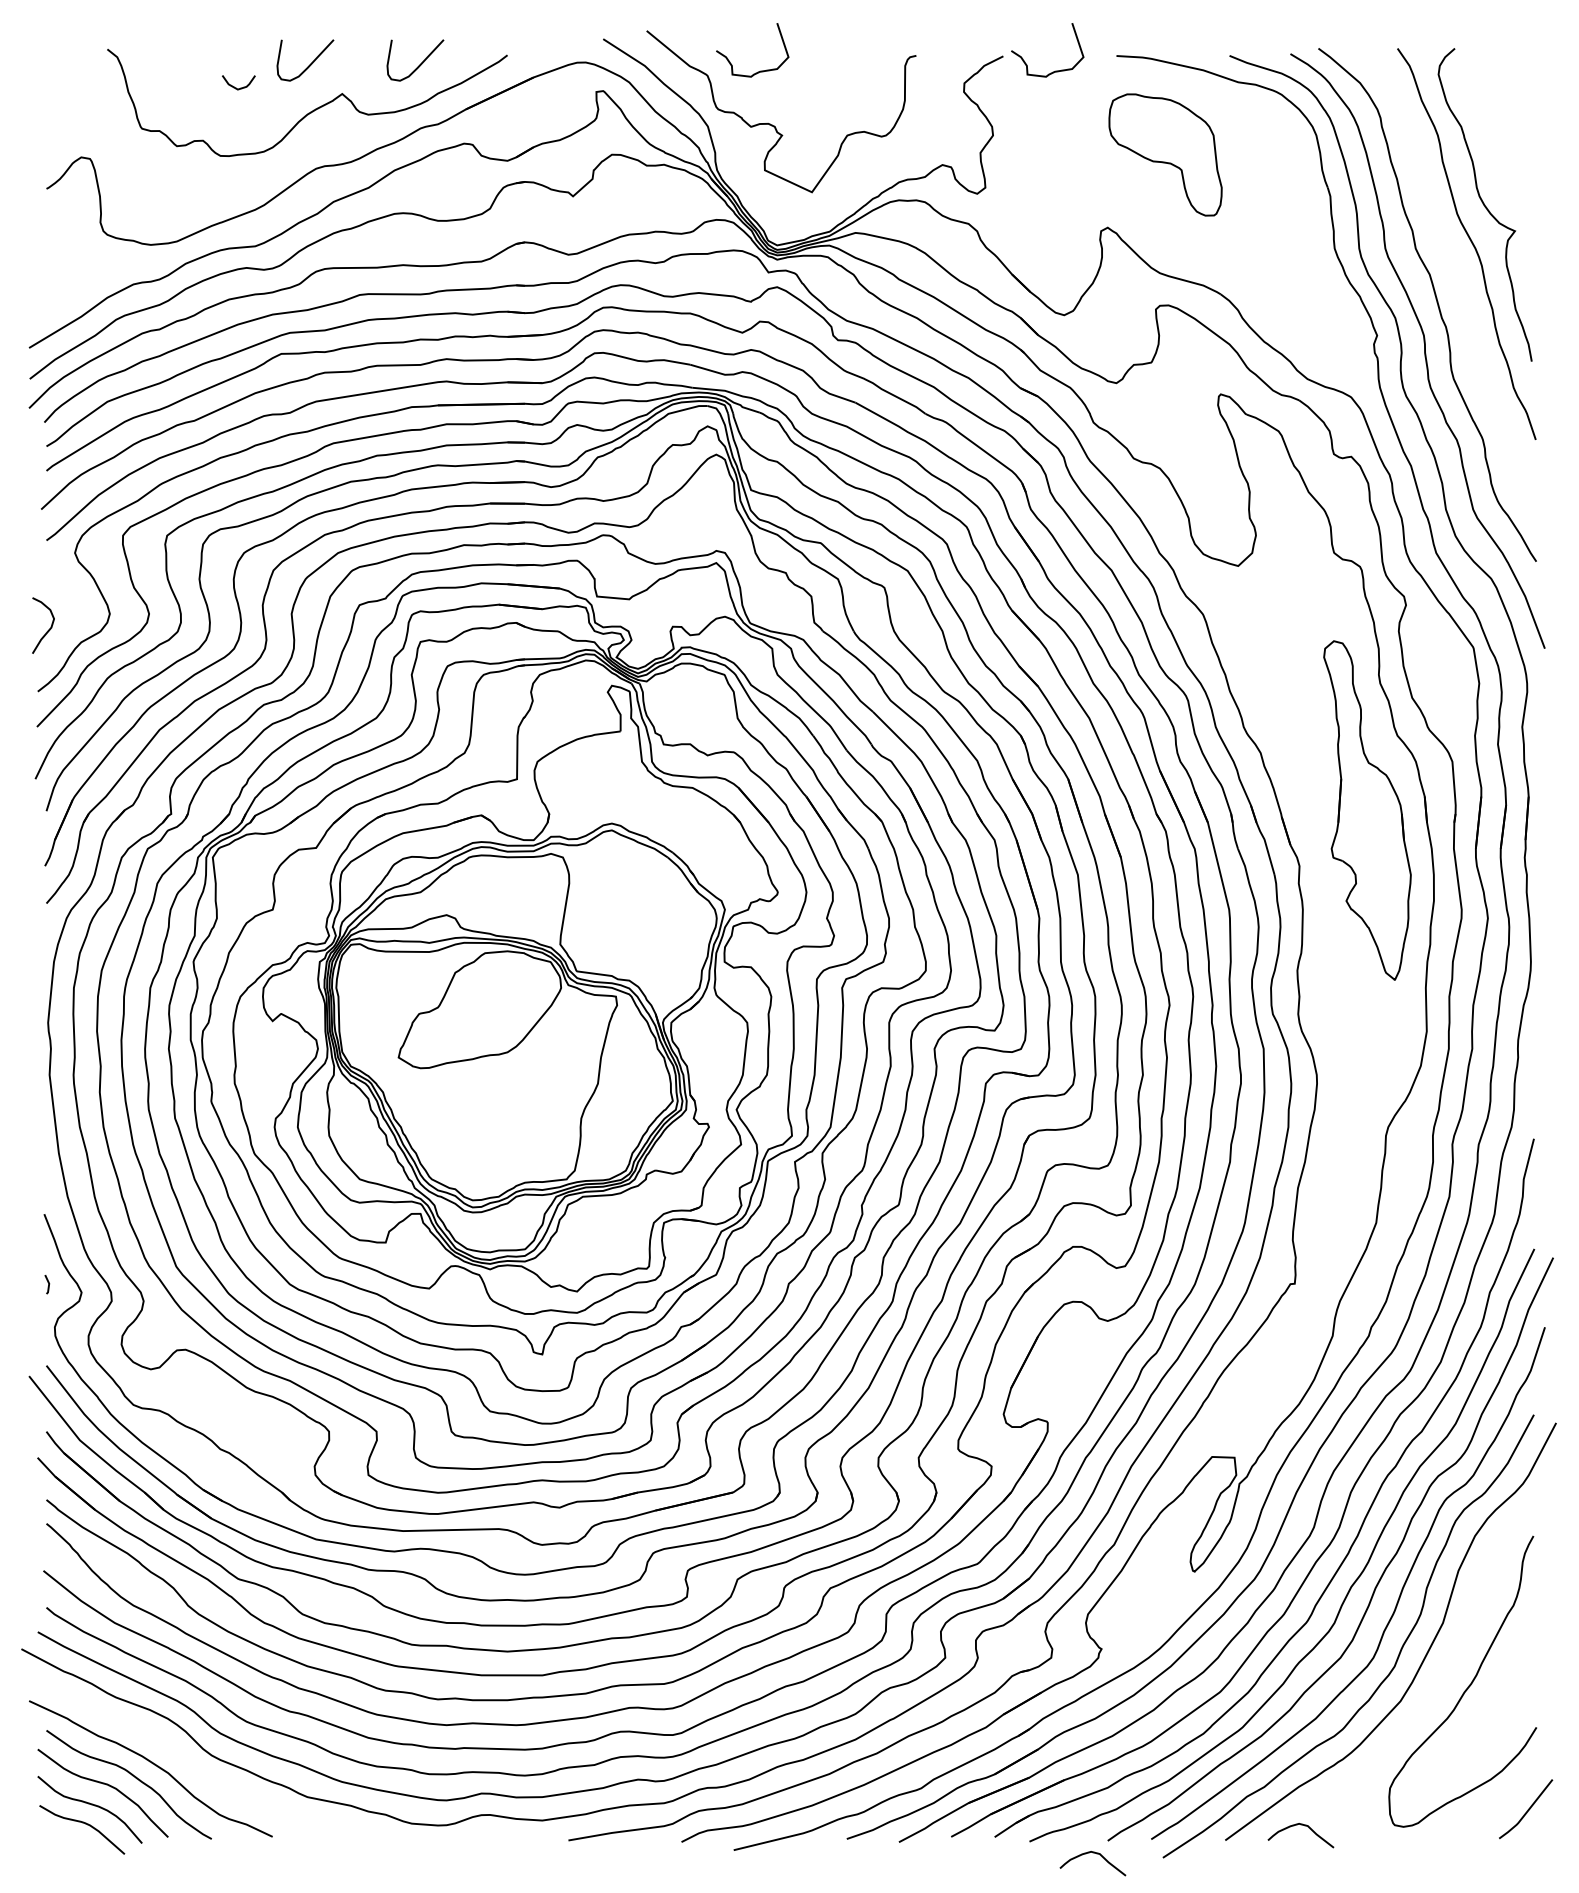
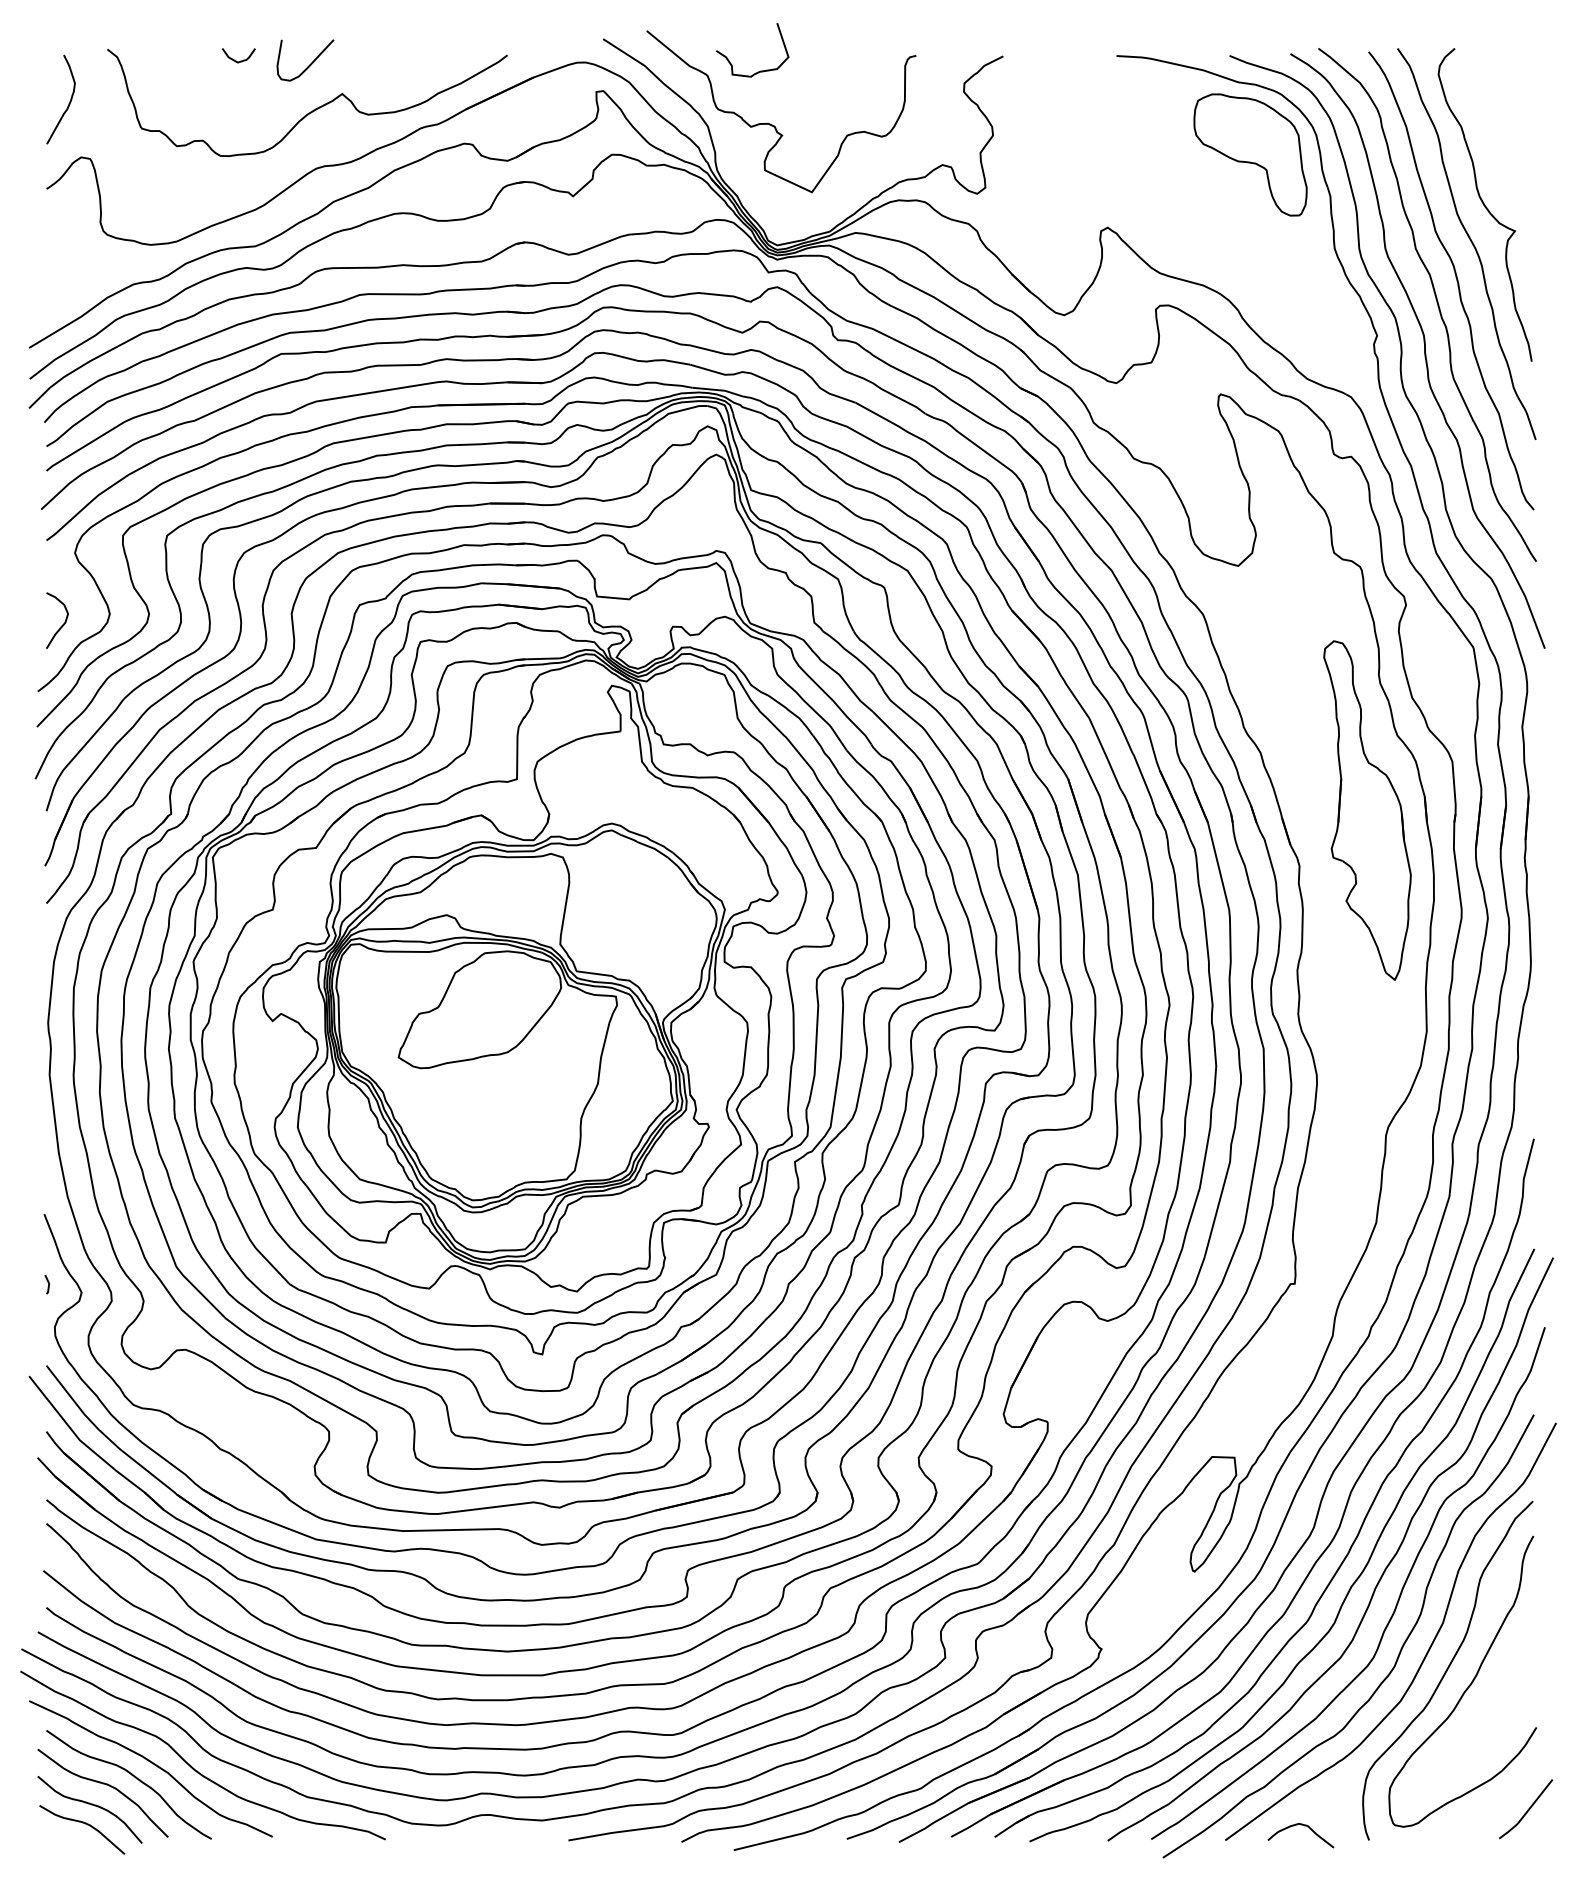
curve: present -> none (419, 64)
curve: present -> none (1055, 70)
curve position: (236, 87) -> (236, 60) (236, 60)
curve: none -> present (68, 103)
part position: (1165, 154) -> (1250, 154) (1250, 154)
curve: none -> present (1455, 277)
curve position: (48, 629) -> (62, 624) (62, 624)
curve: none -> present (1447, 1670)
curve: none -> present (191, 1765)
curve: present -> none (1096, 1854)
